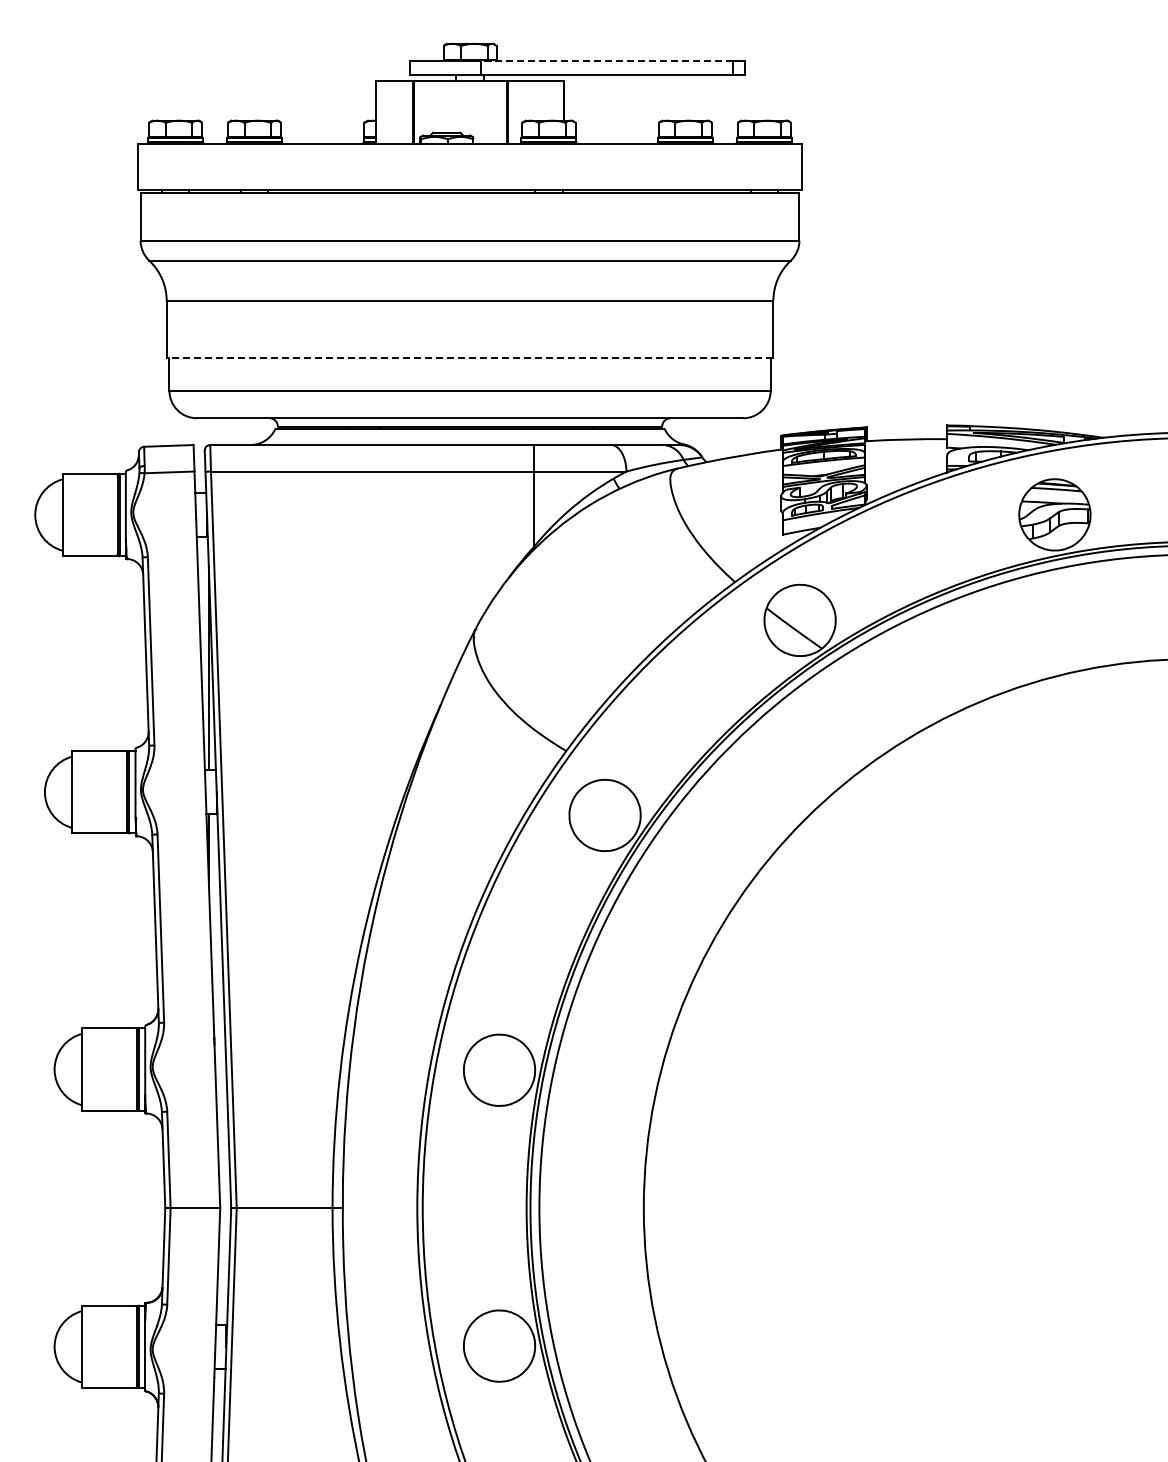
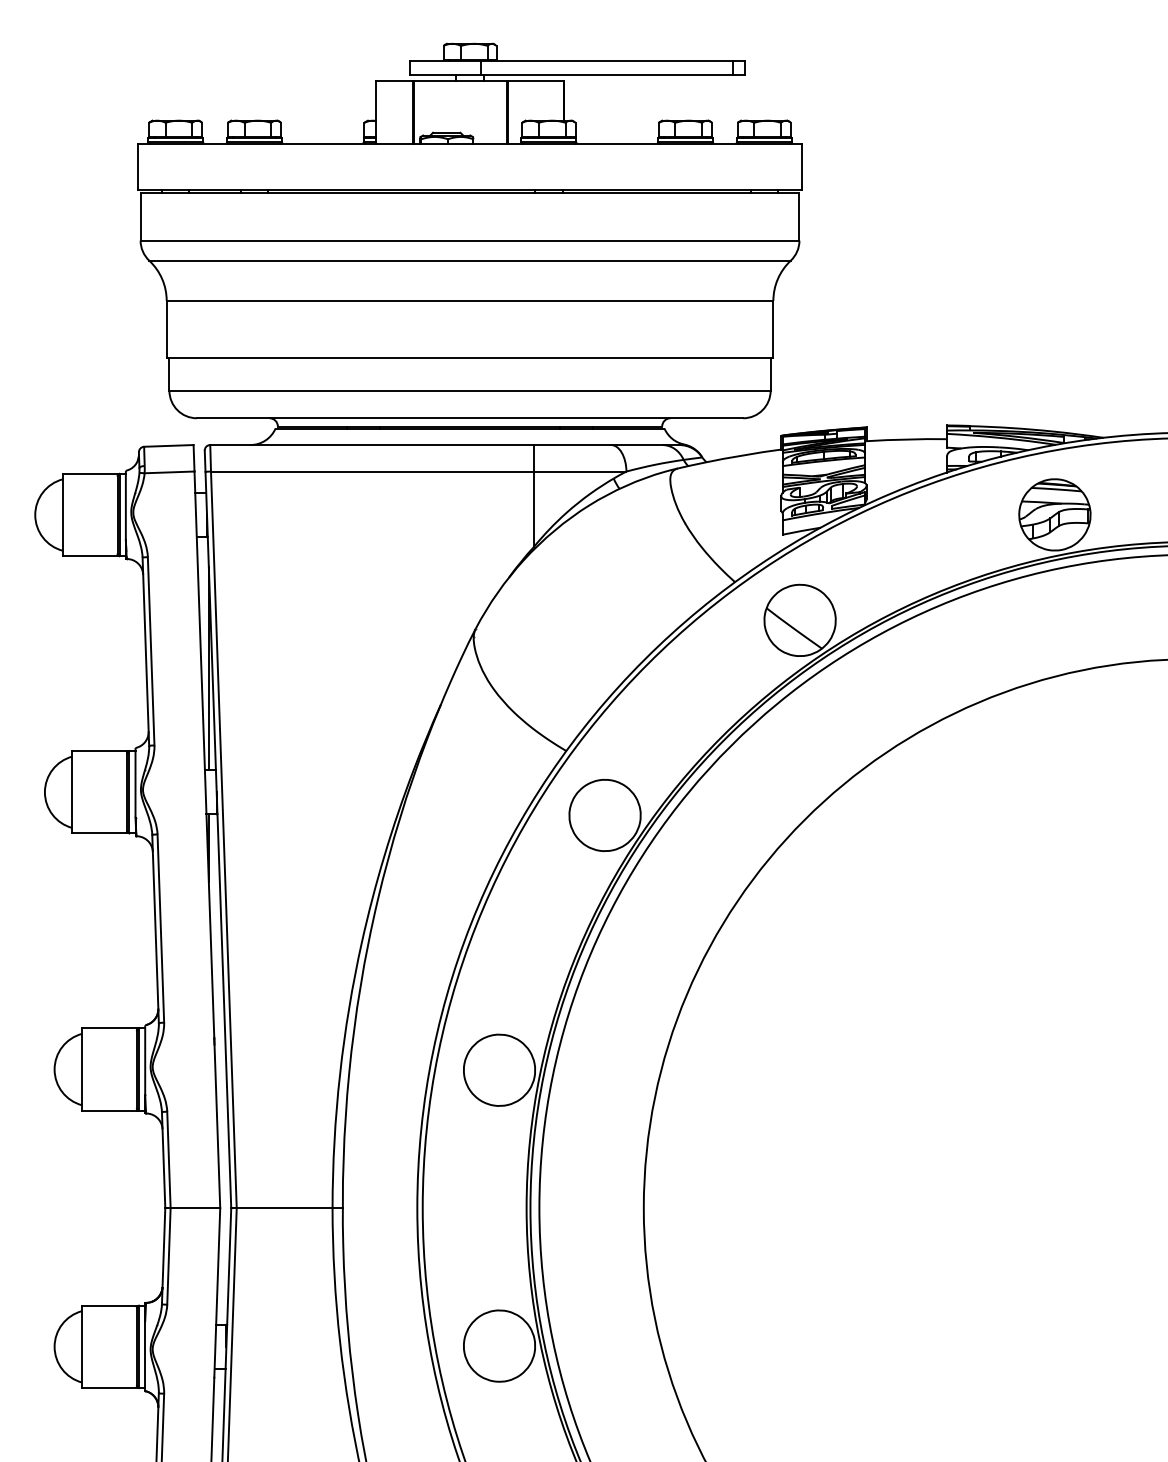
line: dashed -> solid (606, 61)
line: dashed -> solid (469, 357)
